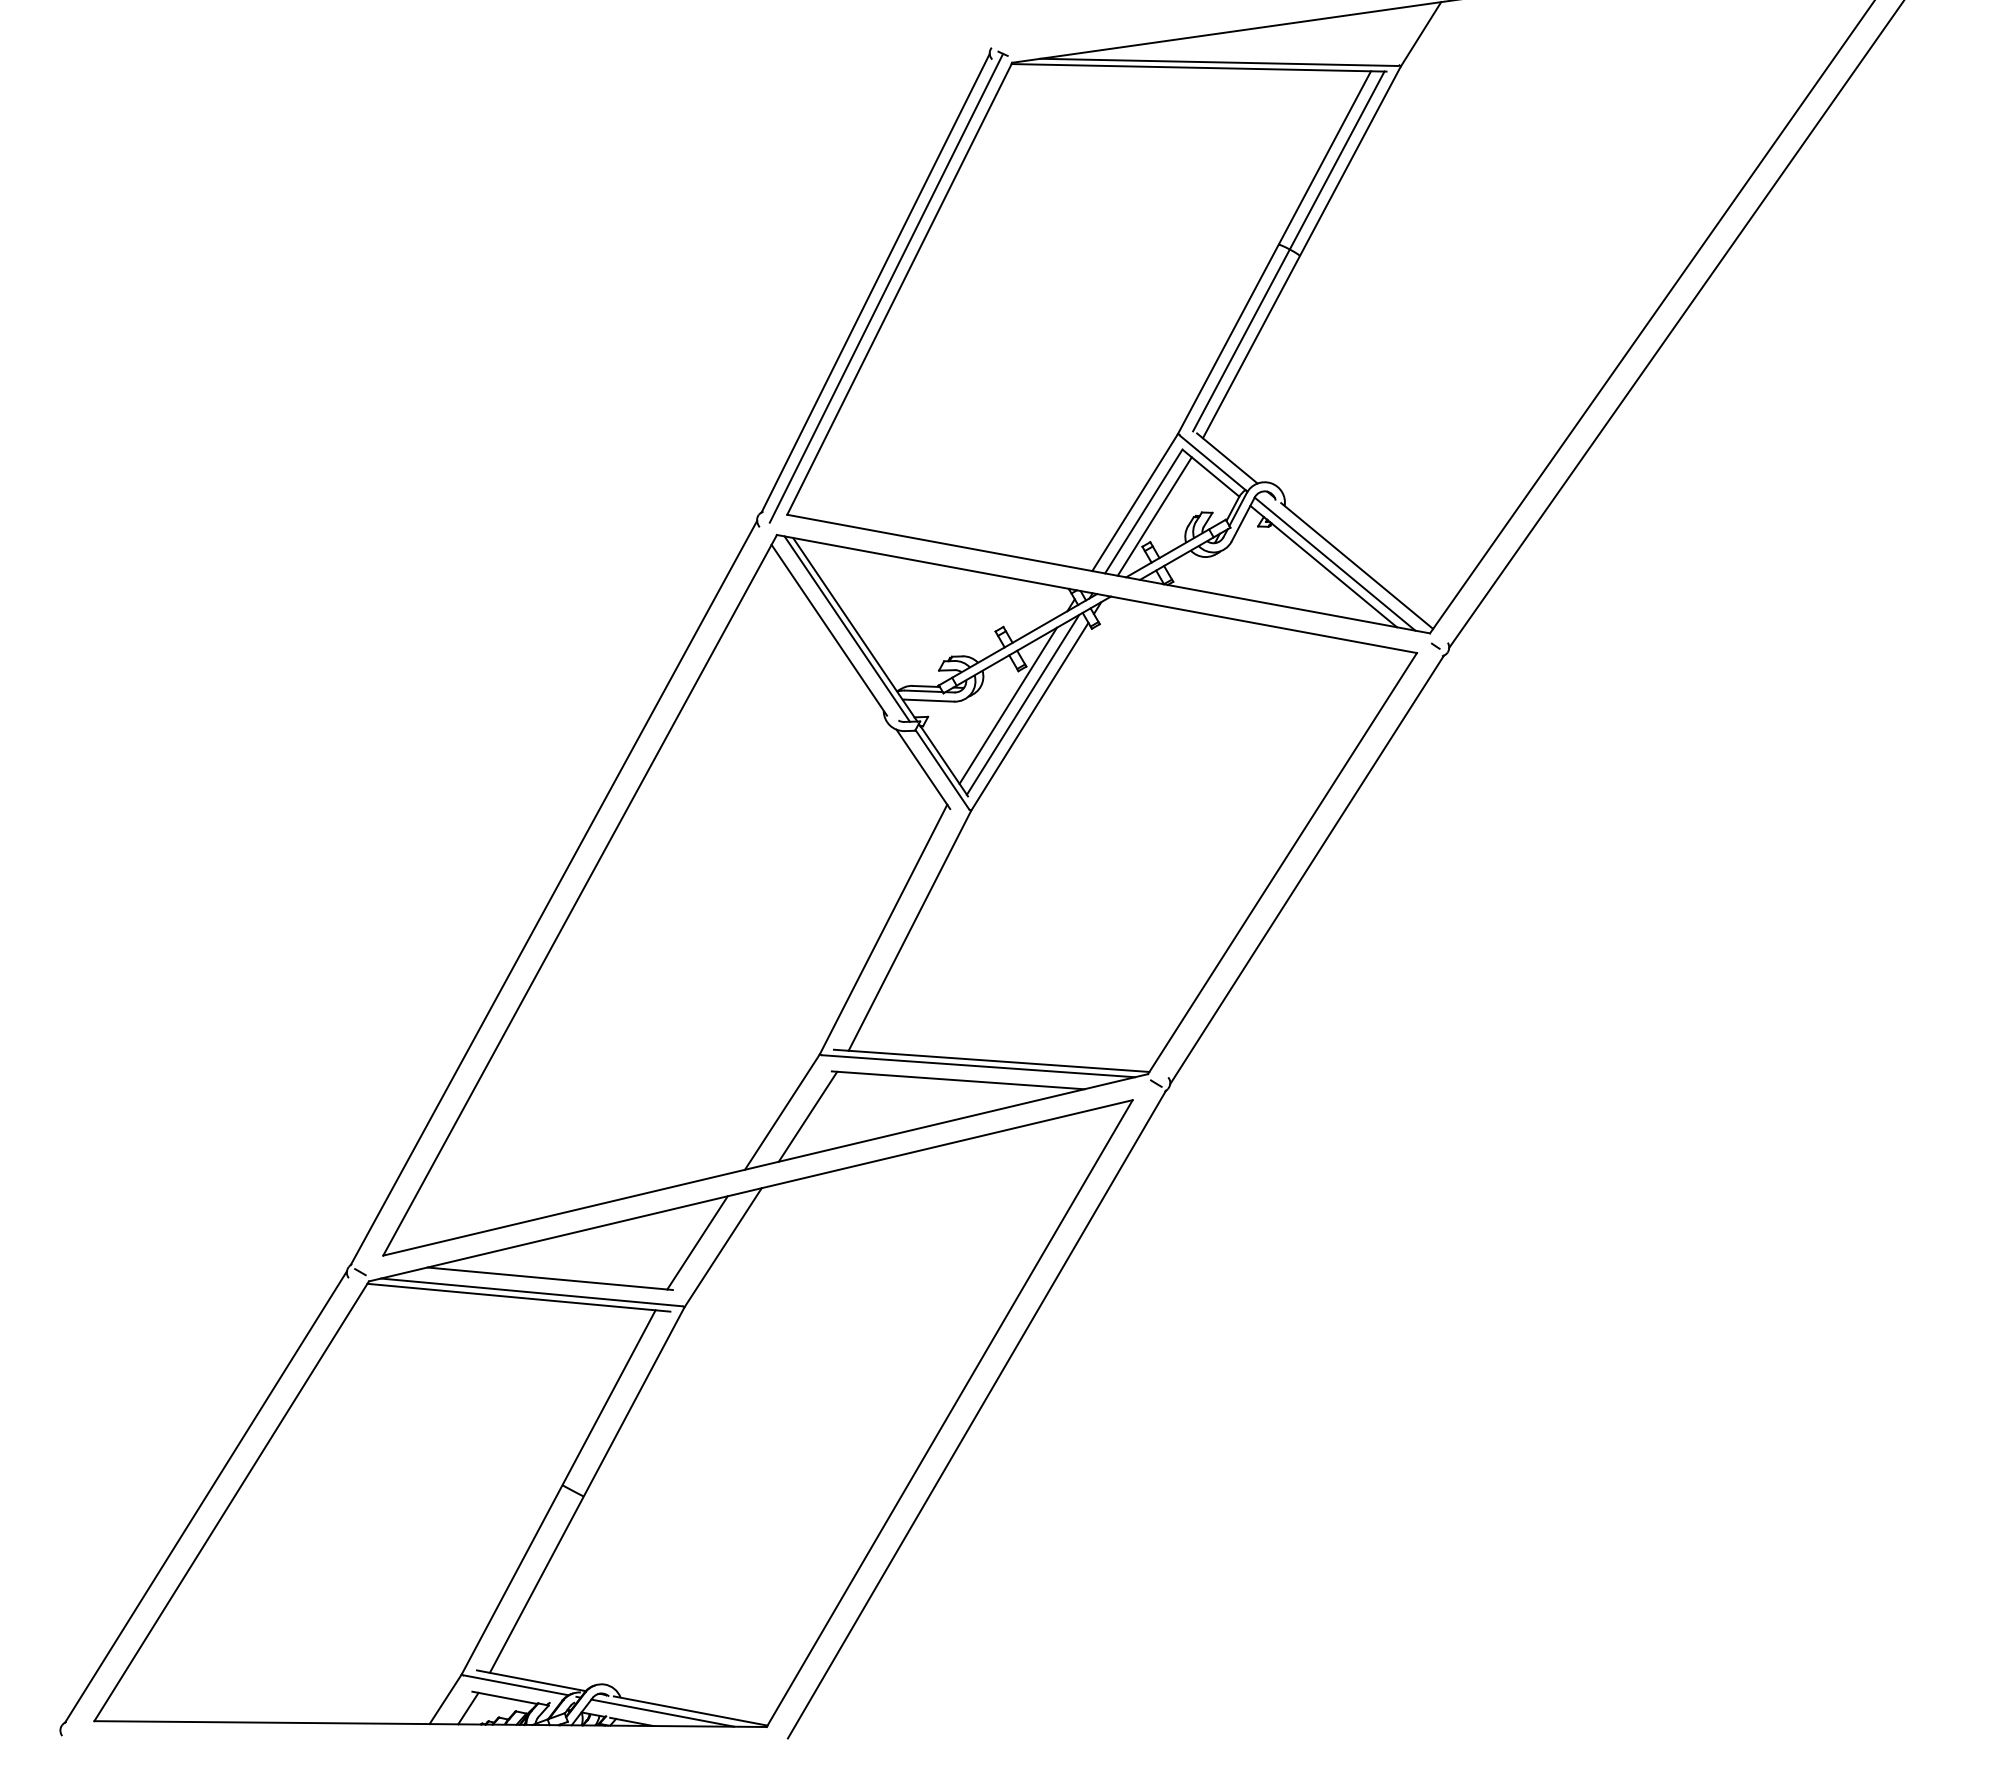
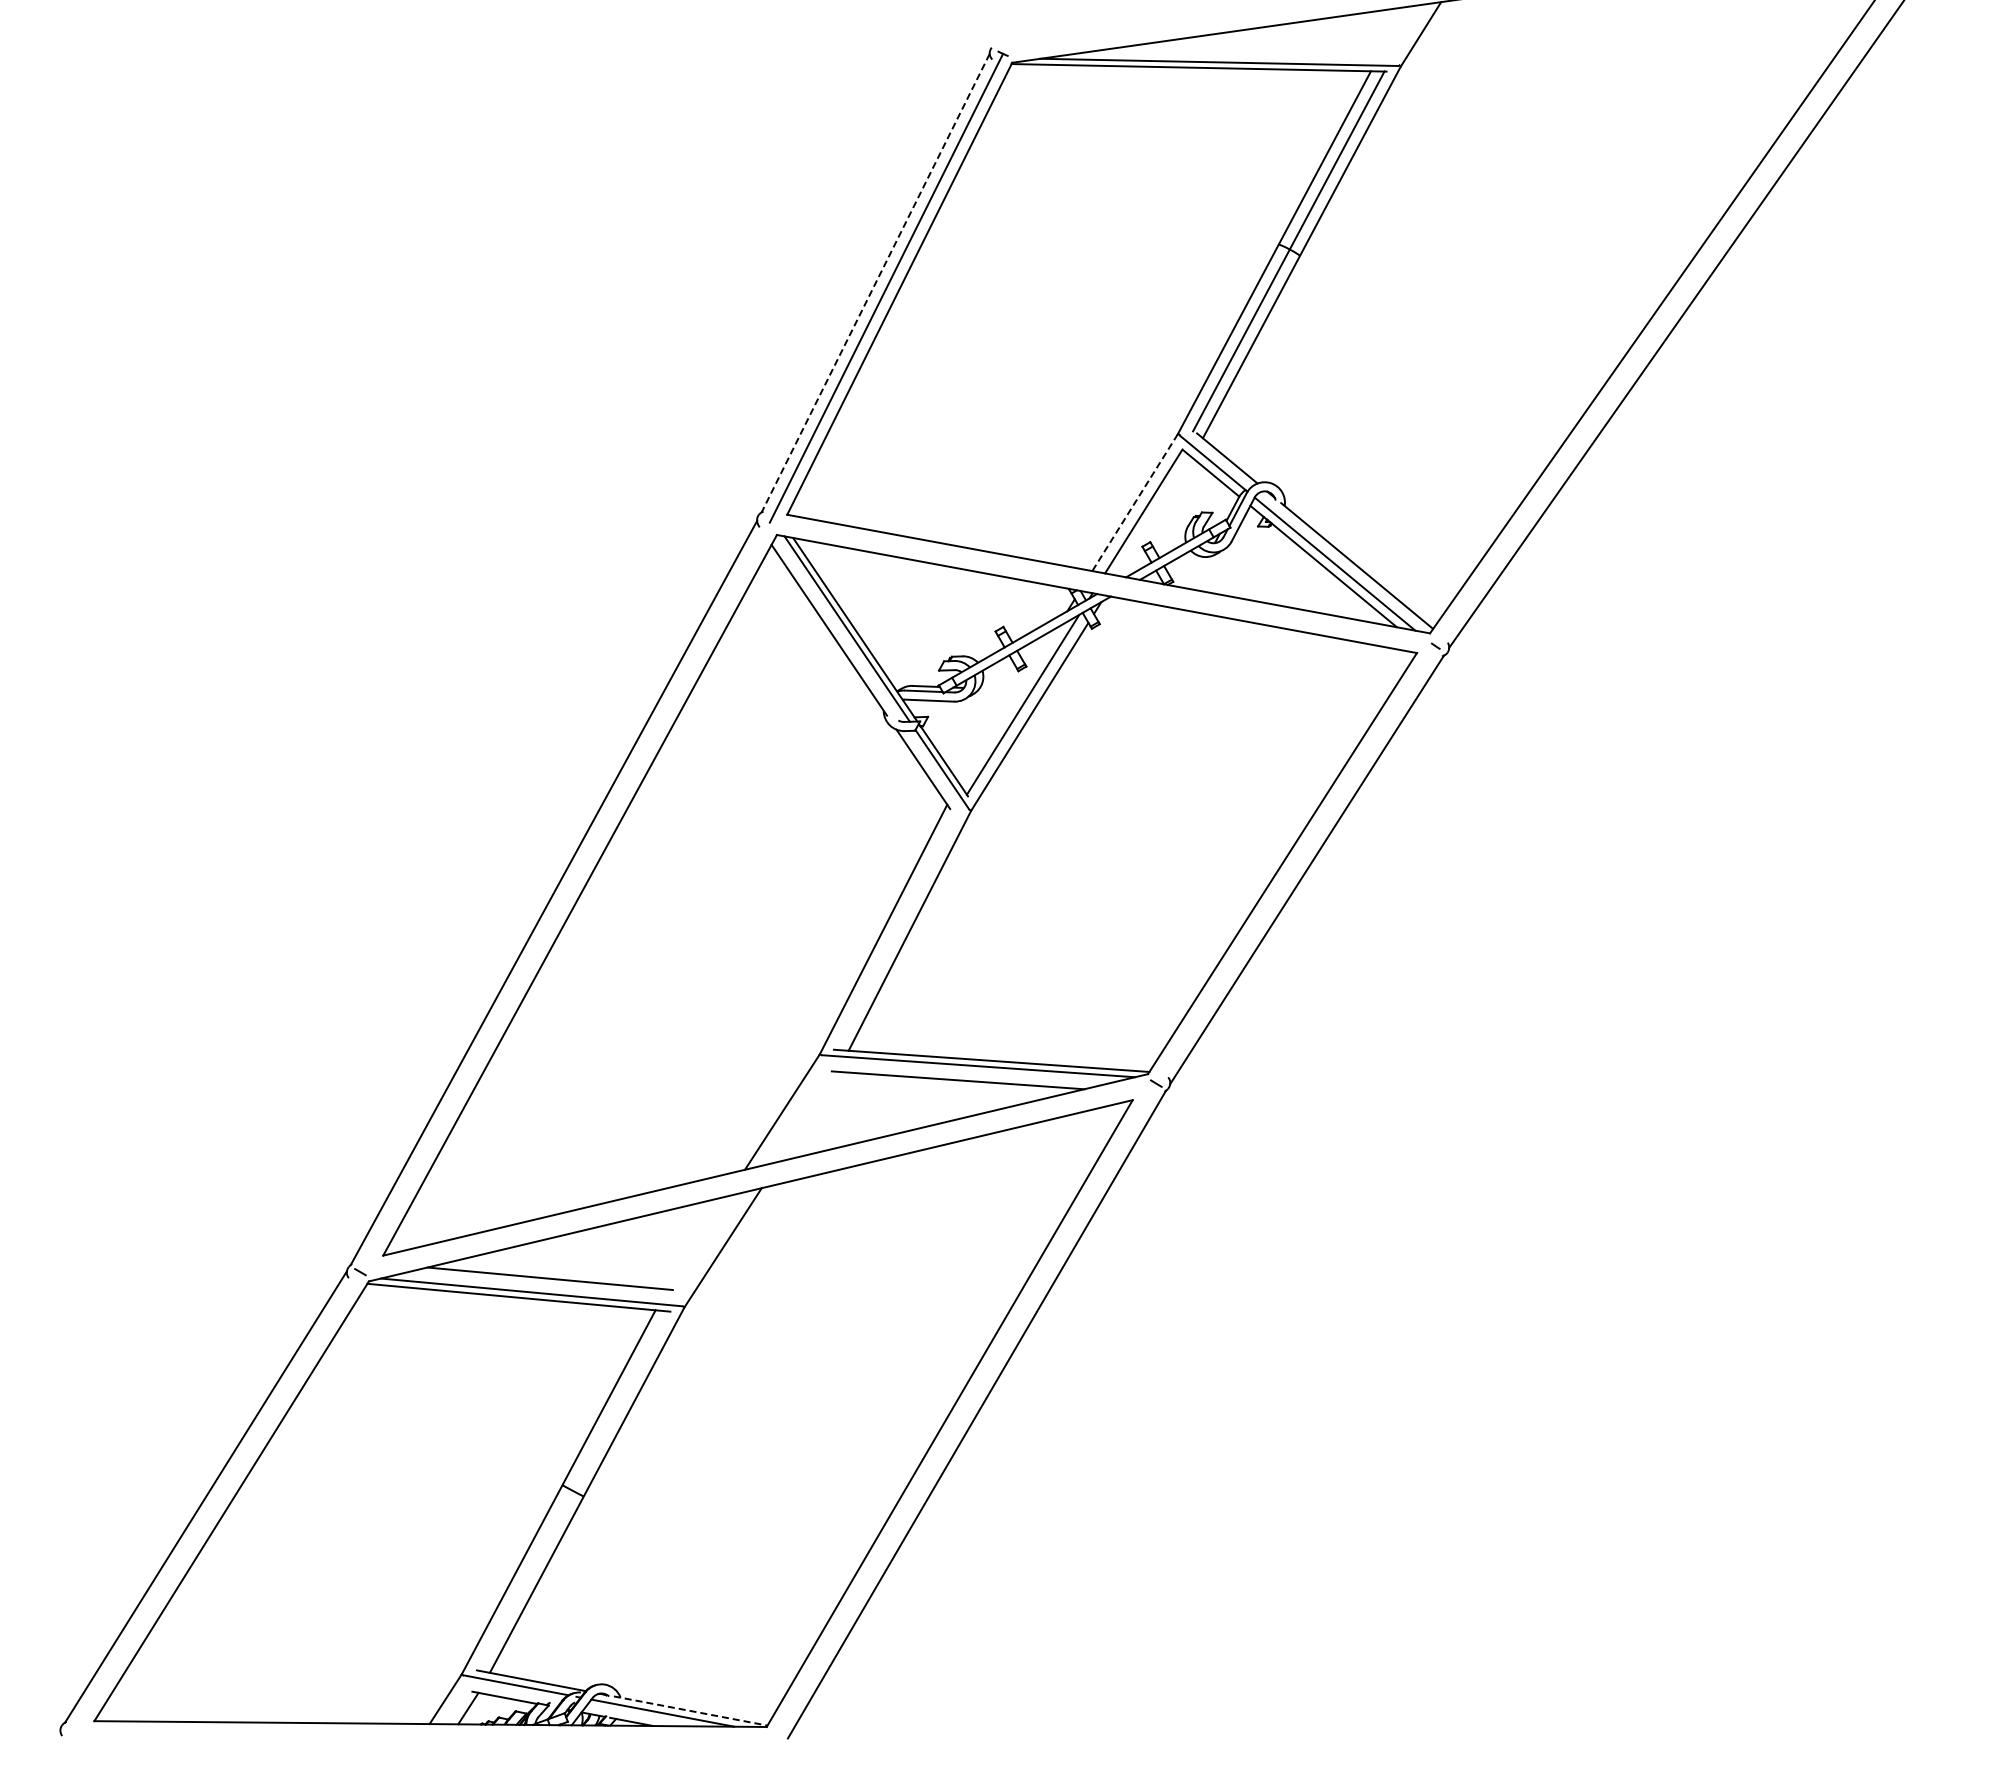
line: solid -> dashed (875, 283)
line: solid -> dashed (1135, 502)
line: present -> none (1154, 516)
line: present -> none (1007, 705)
line: present -> none (807, 1116)
line: present -> none (697, 1242)
line: solid -> dashed (691, 1711)
